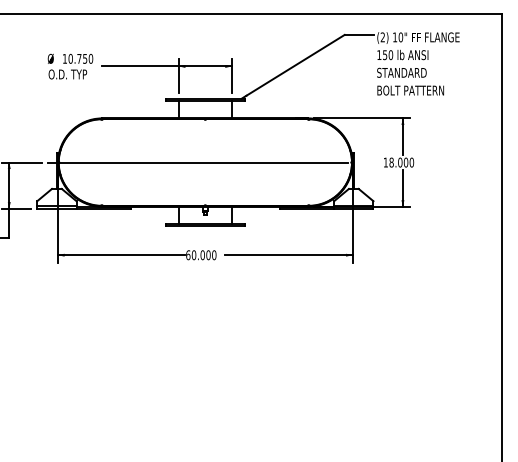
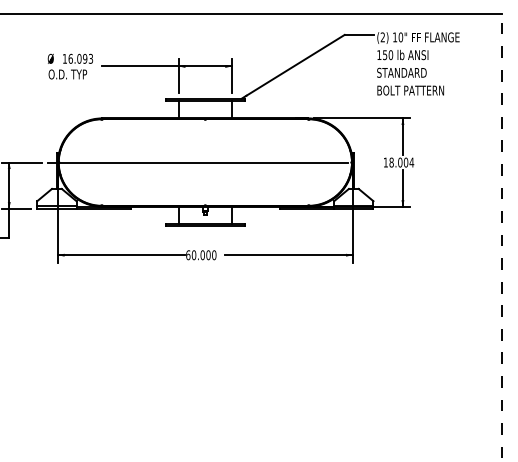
text: 10.750 -> 16.093 (80, 58)
text: 18.000 -> 18.004 (411, 162)
line: solid -> dashed (502, 237)
